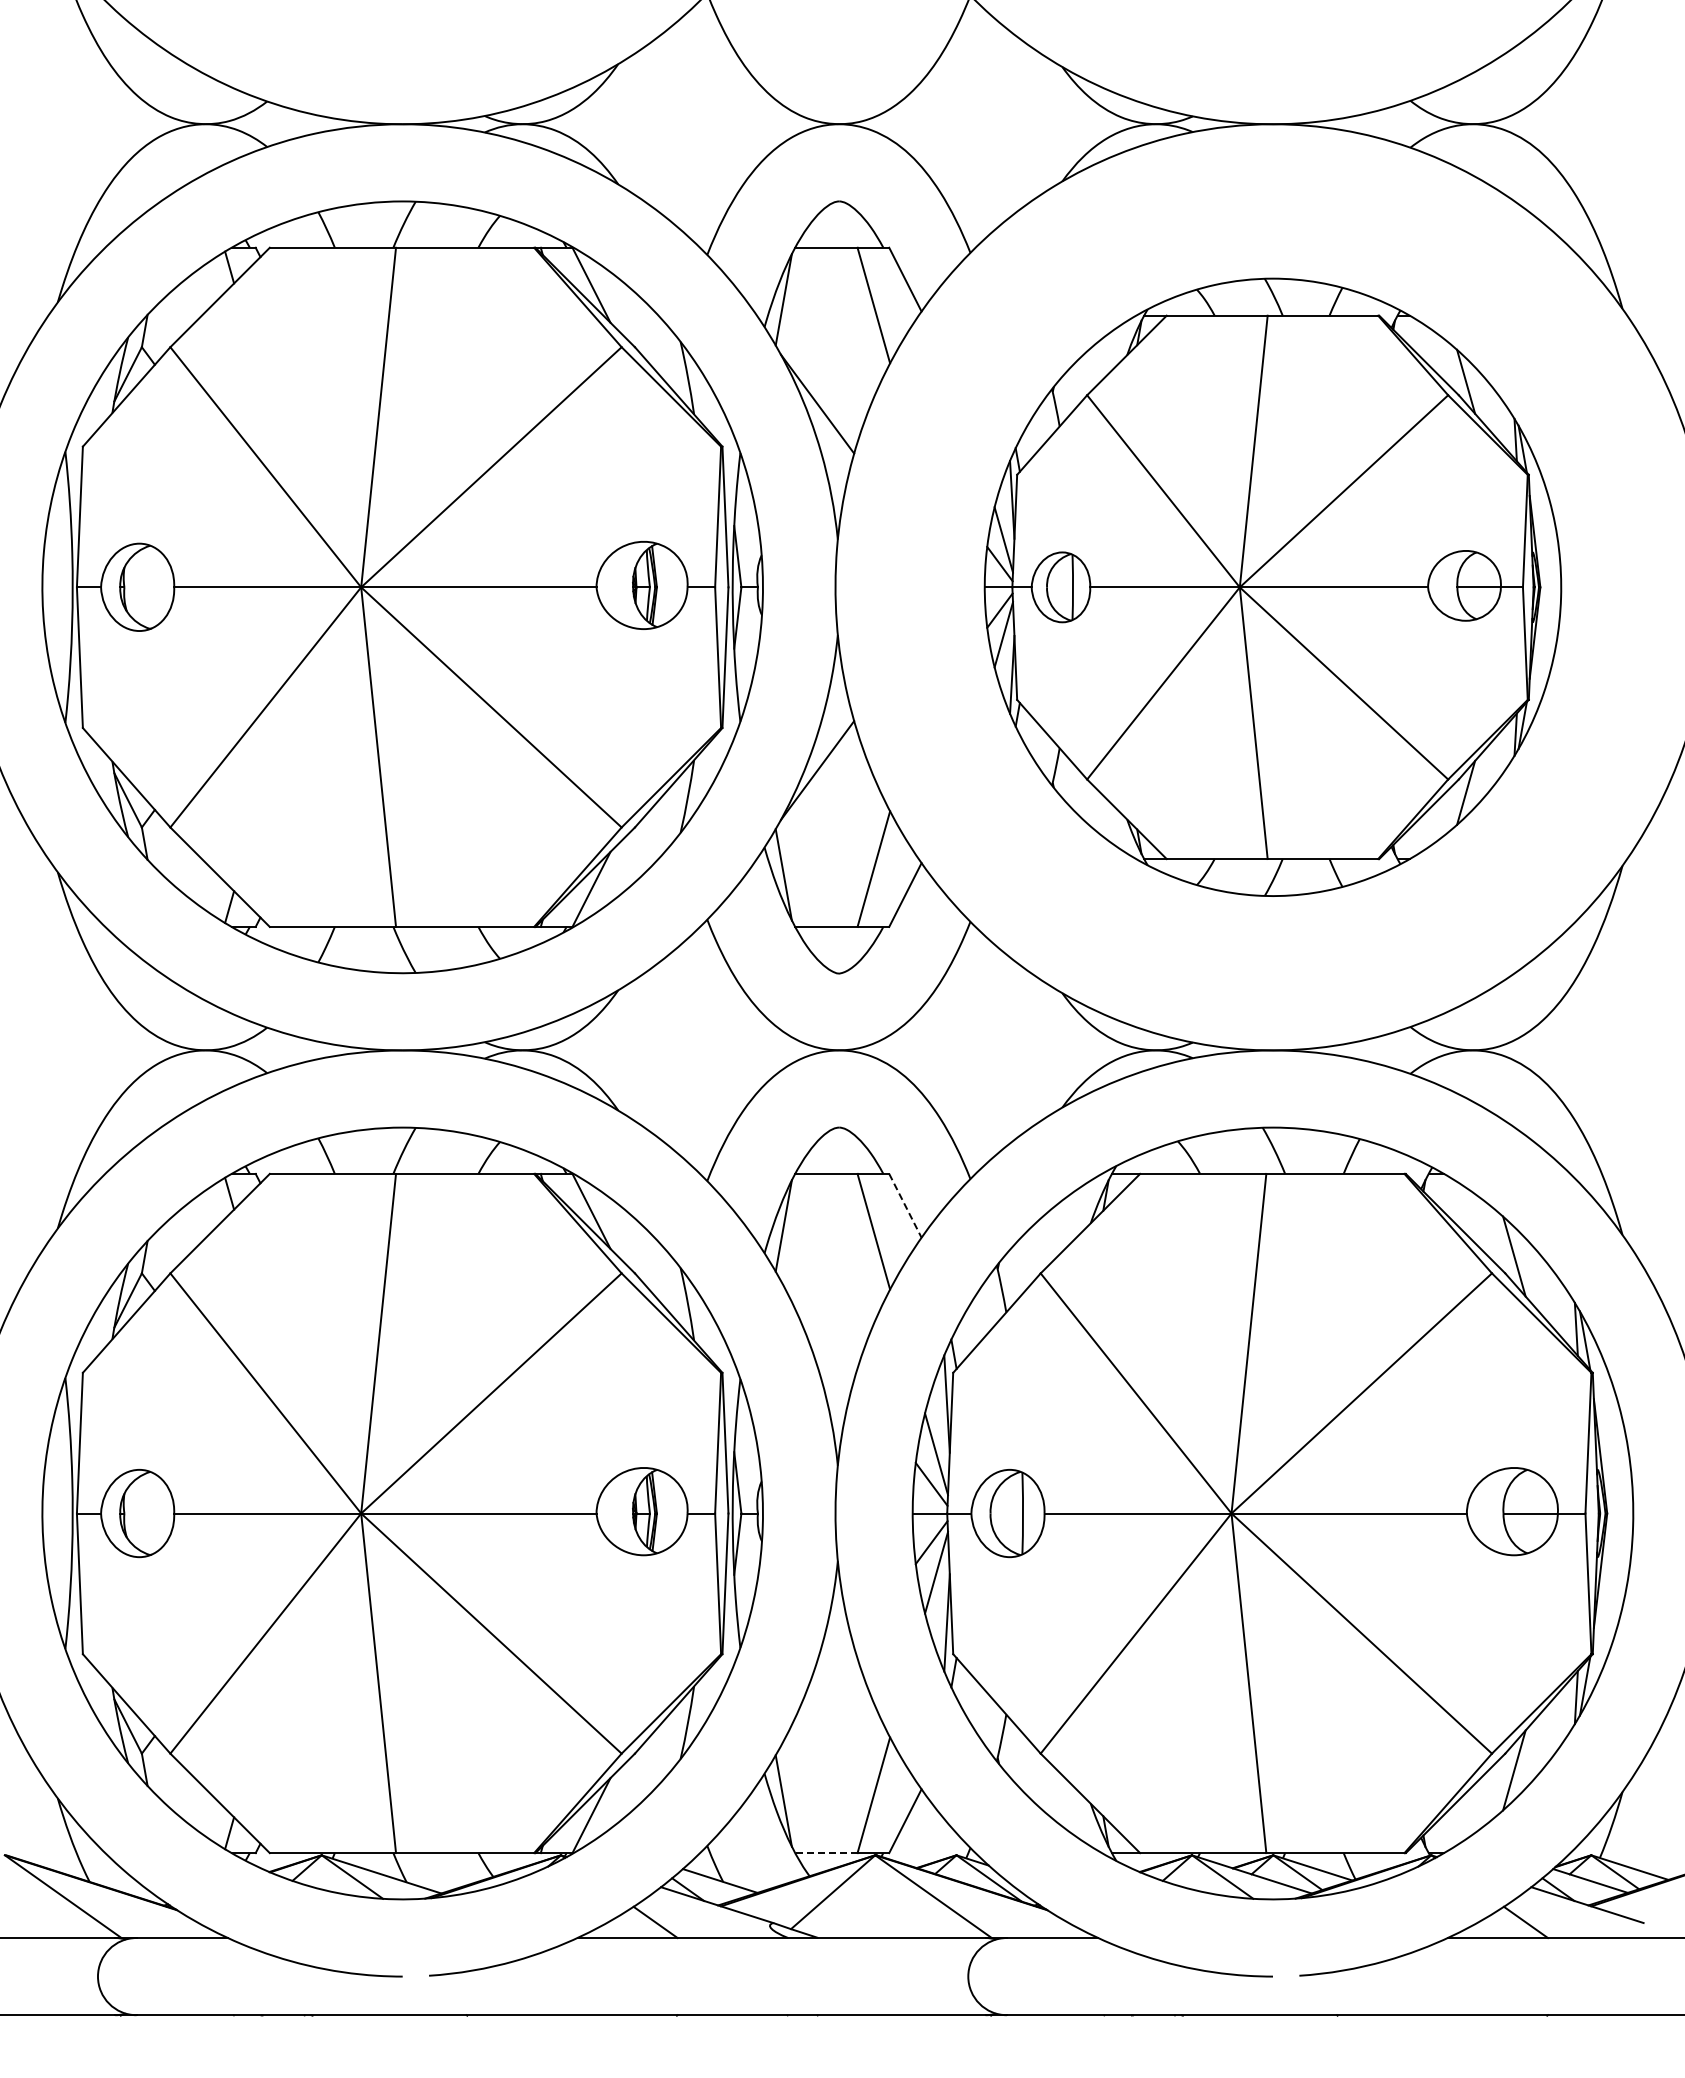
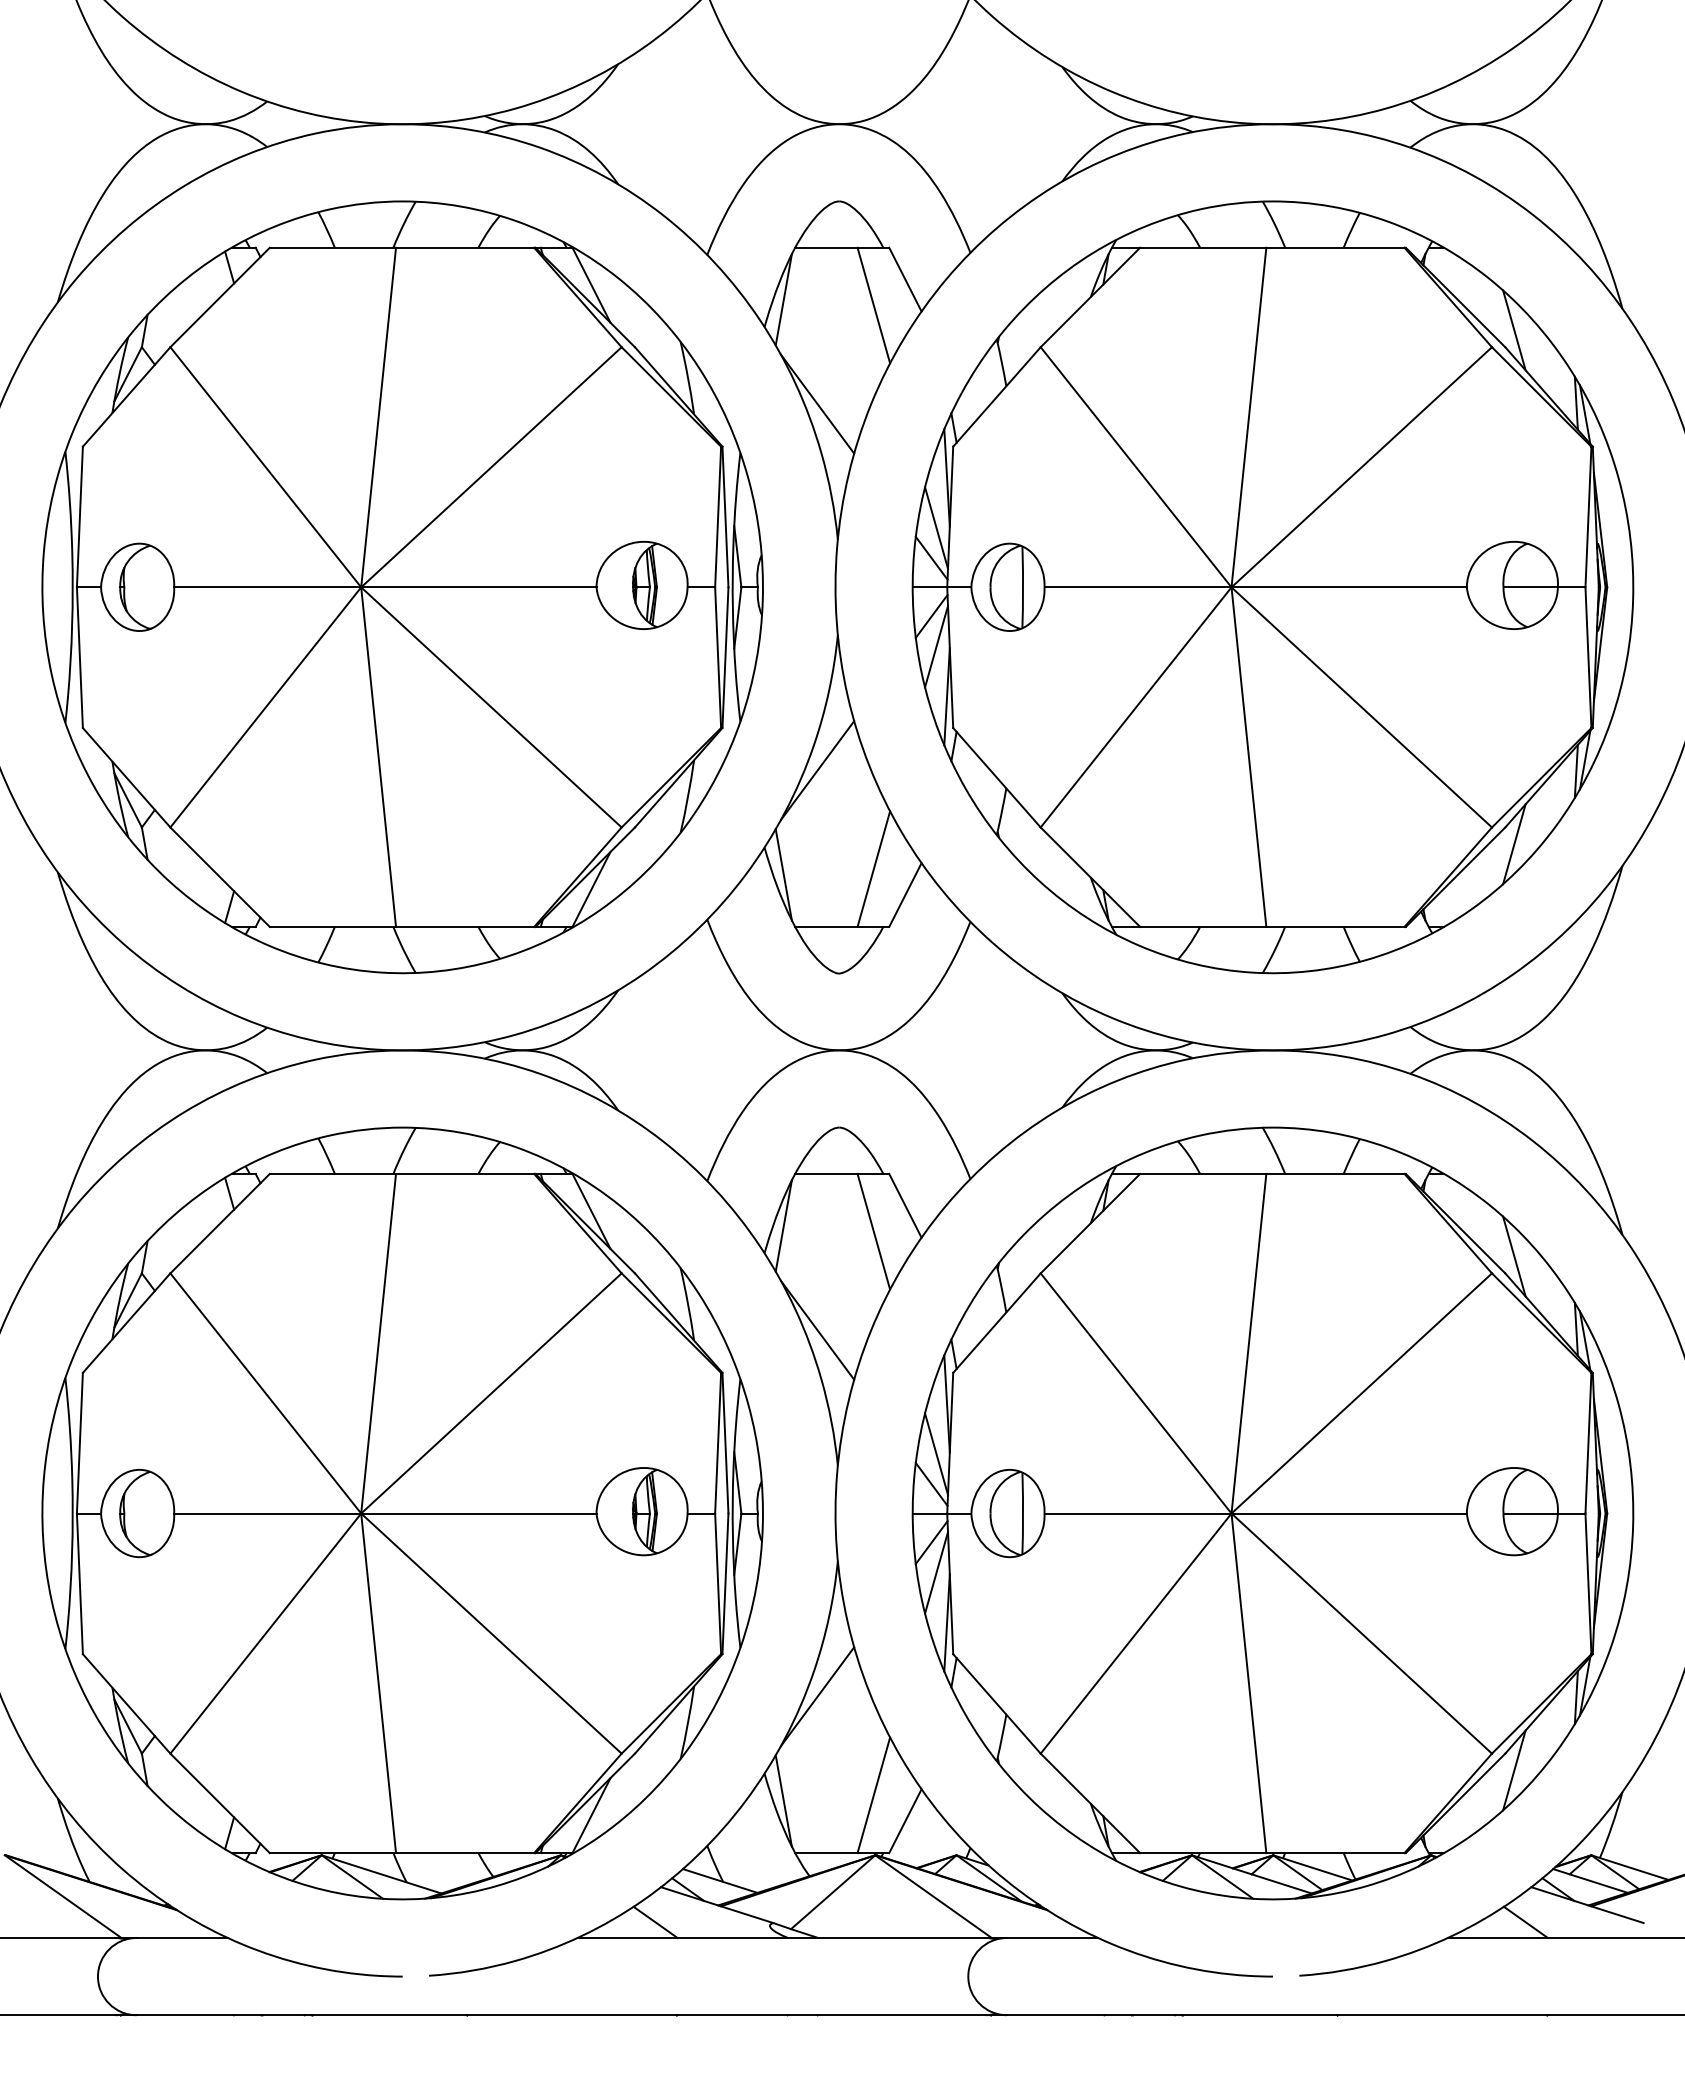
part size: 580x620 px -> 724x775 px (1272, 587)
line: dashed -> solid (905, 1205)
line: none -> present (817, 1329)
line: none -> present (817, 1696)
line: dashed -> solid (825, 1853)
